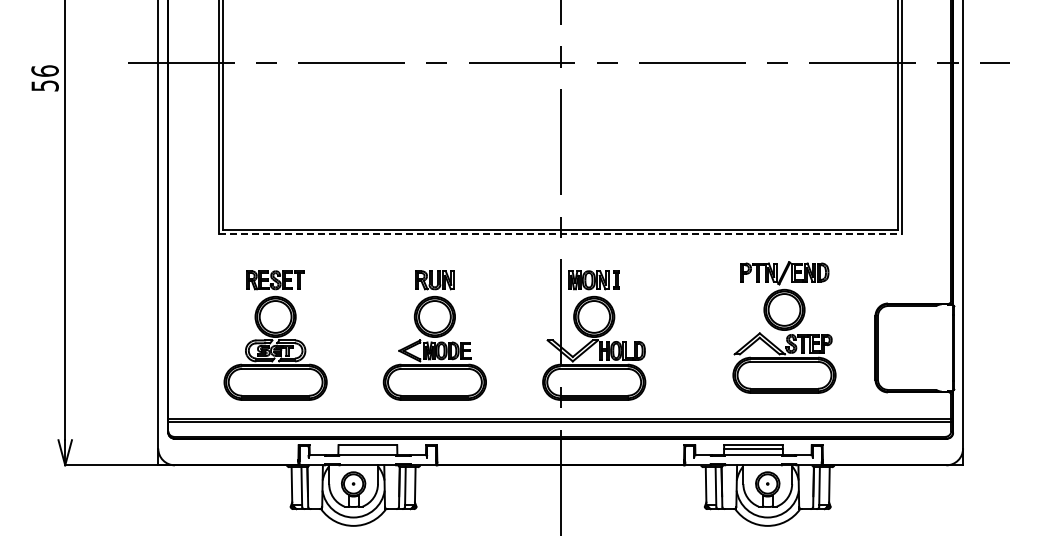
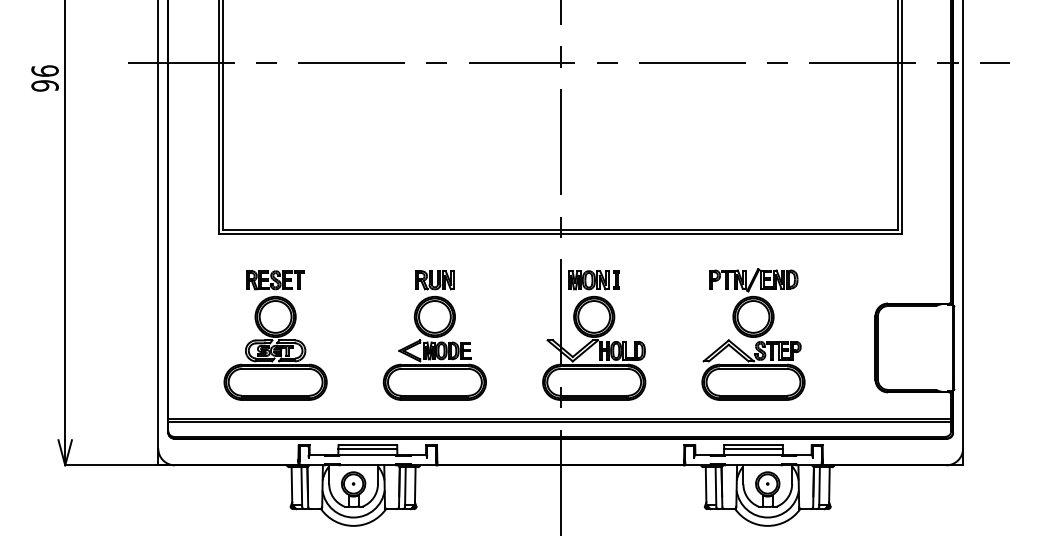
text: 56 -> 96 (44, 85)
line: dashed -> solid (560, 234)
part position: (784, 327) -> (753, 334) (753, 334)
line: none -> present (367, 449)
